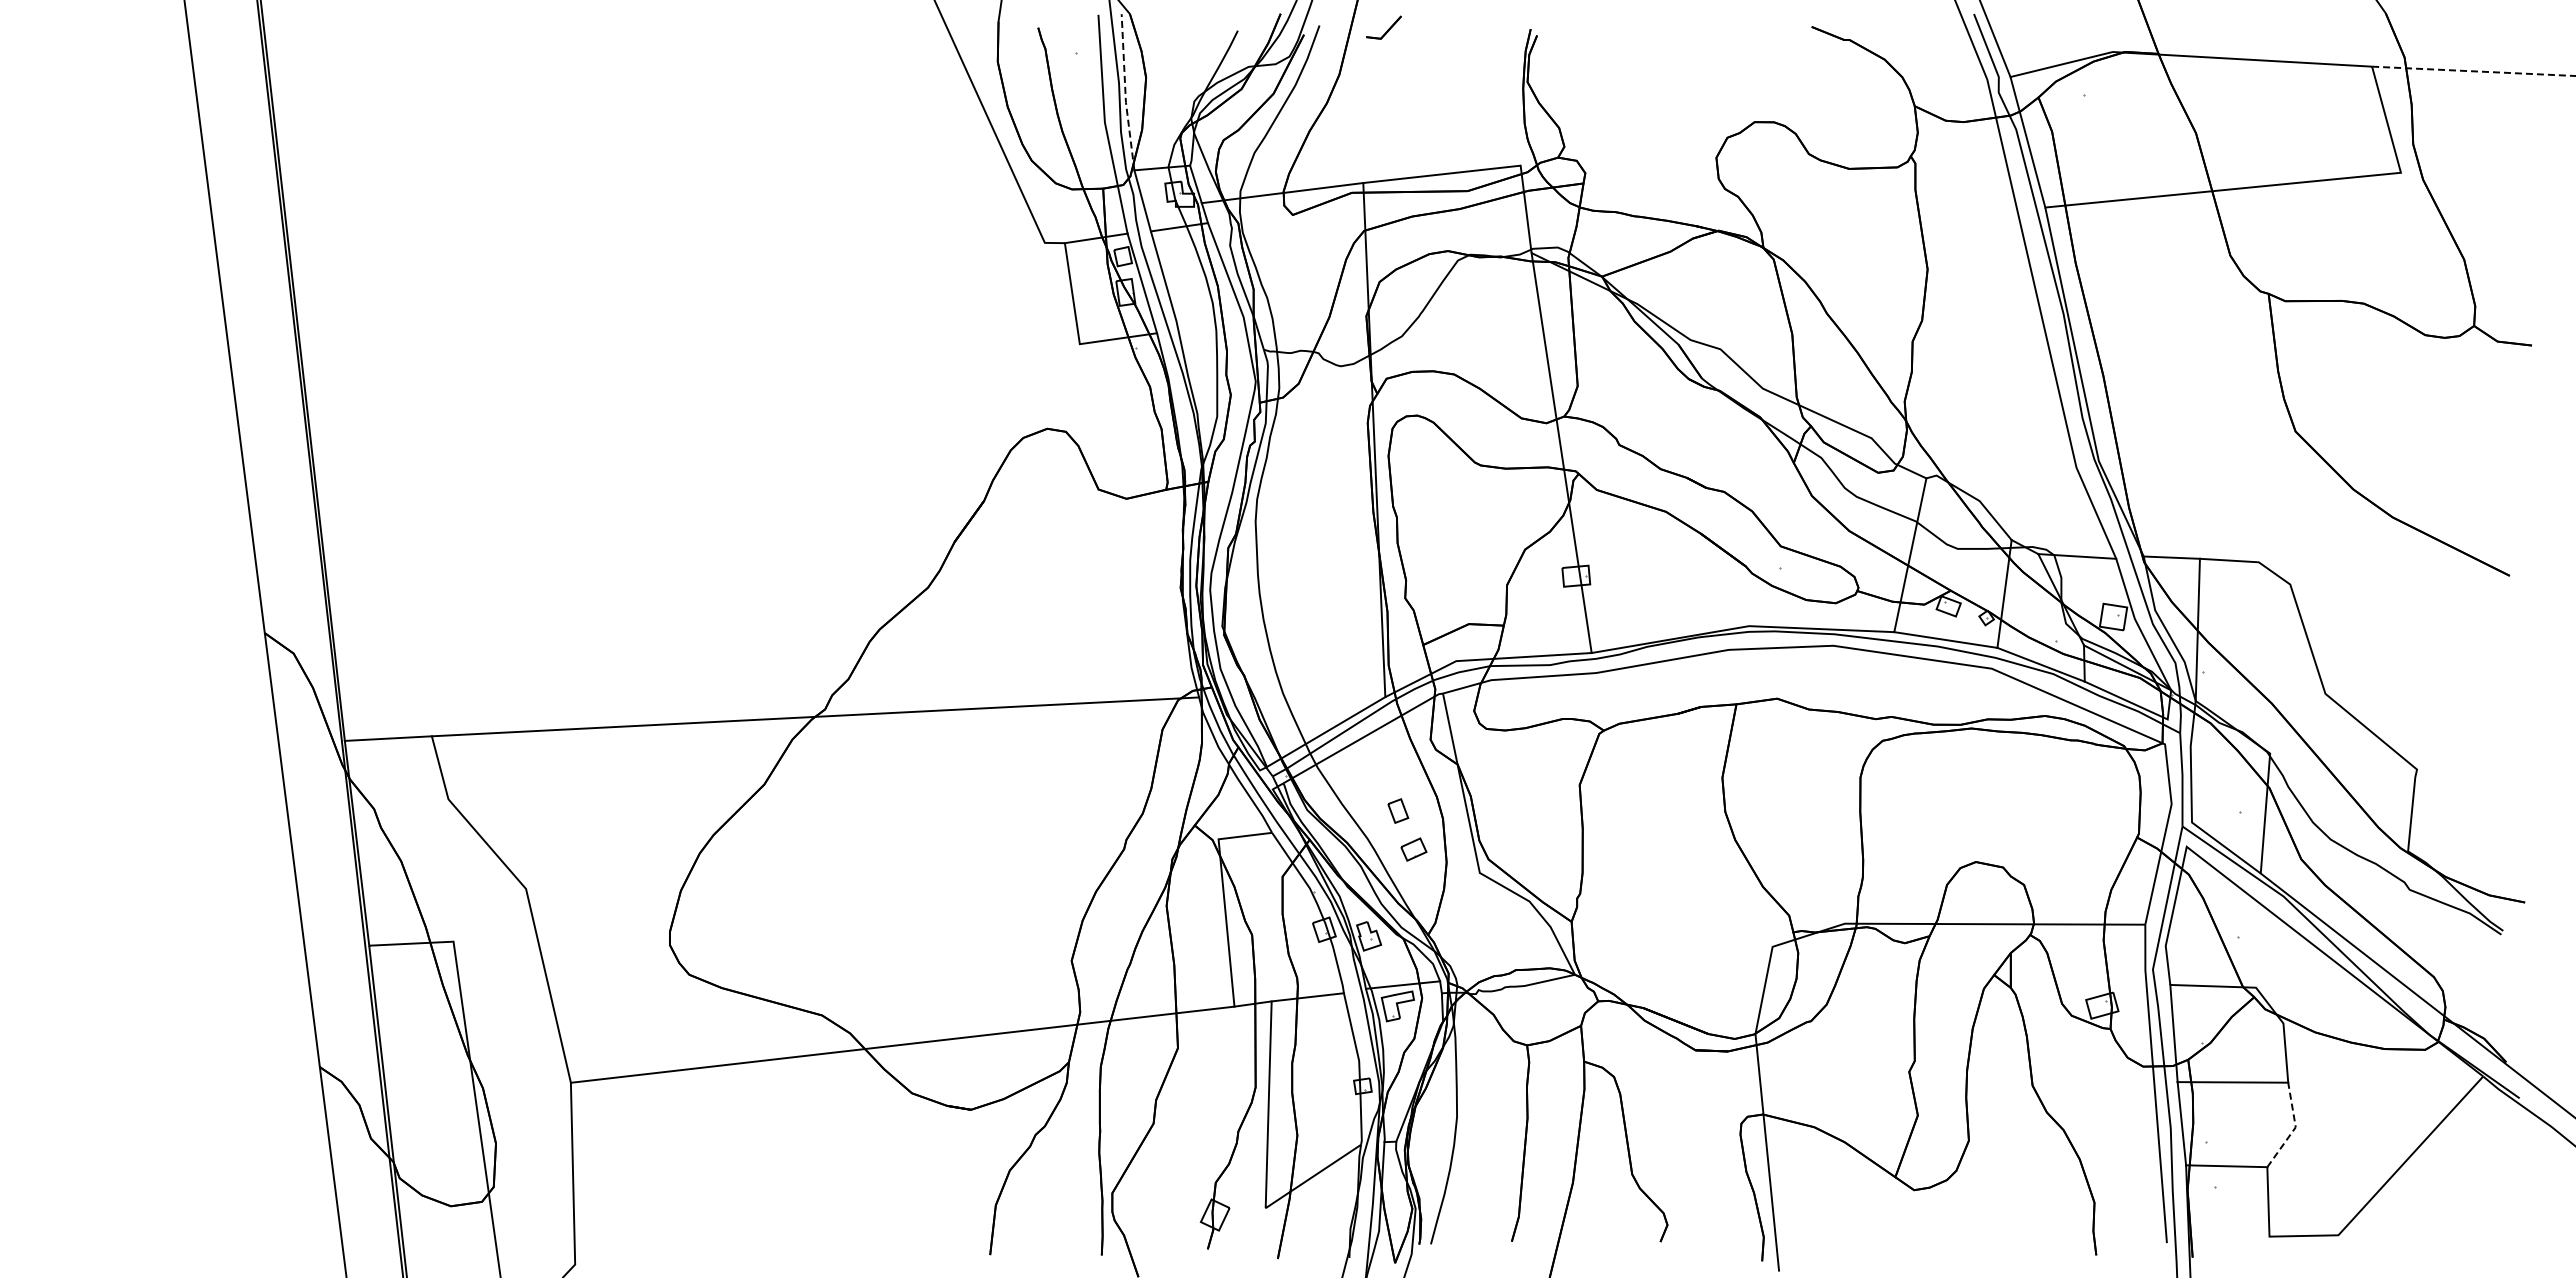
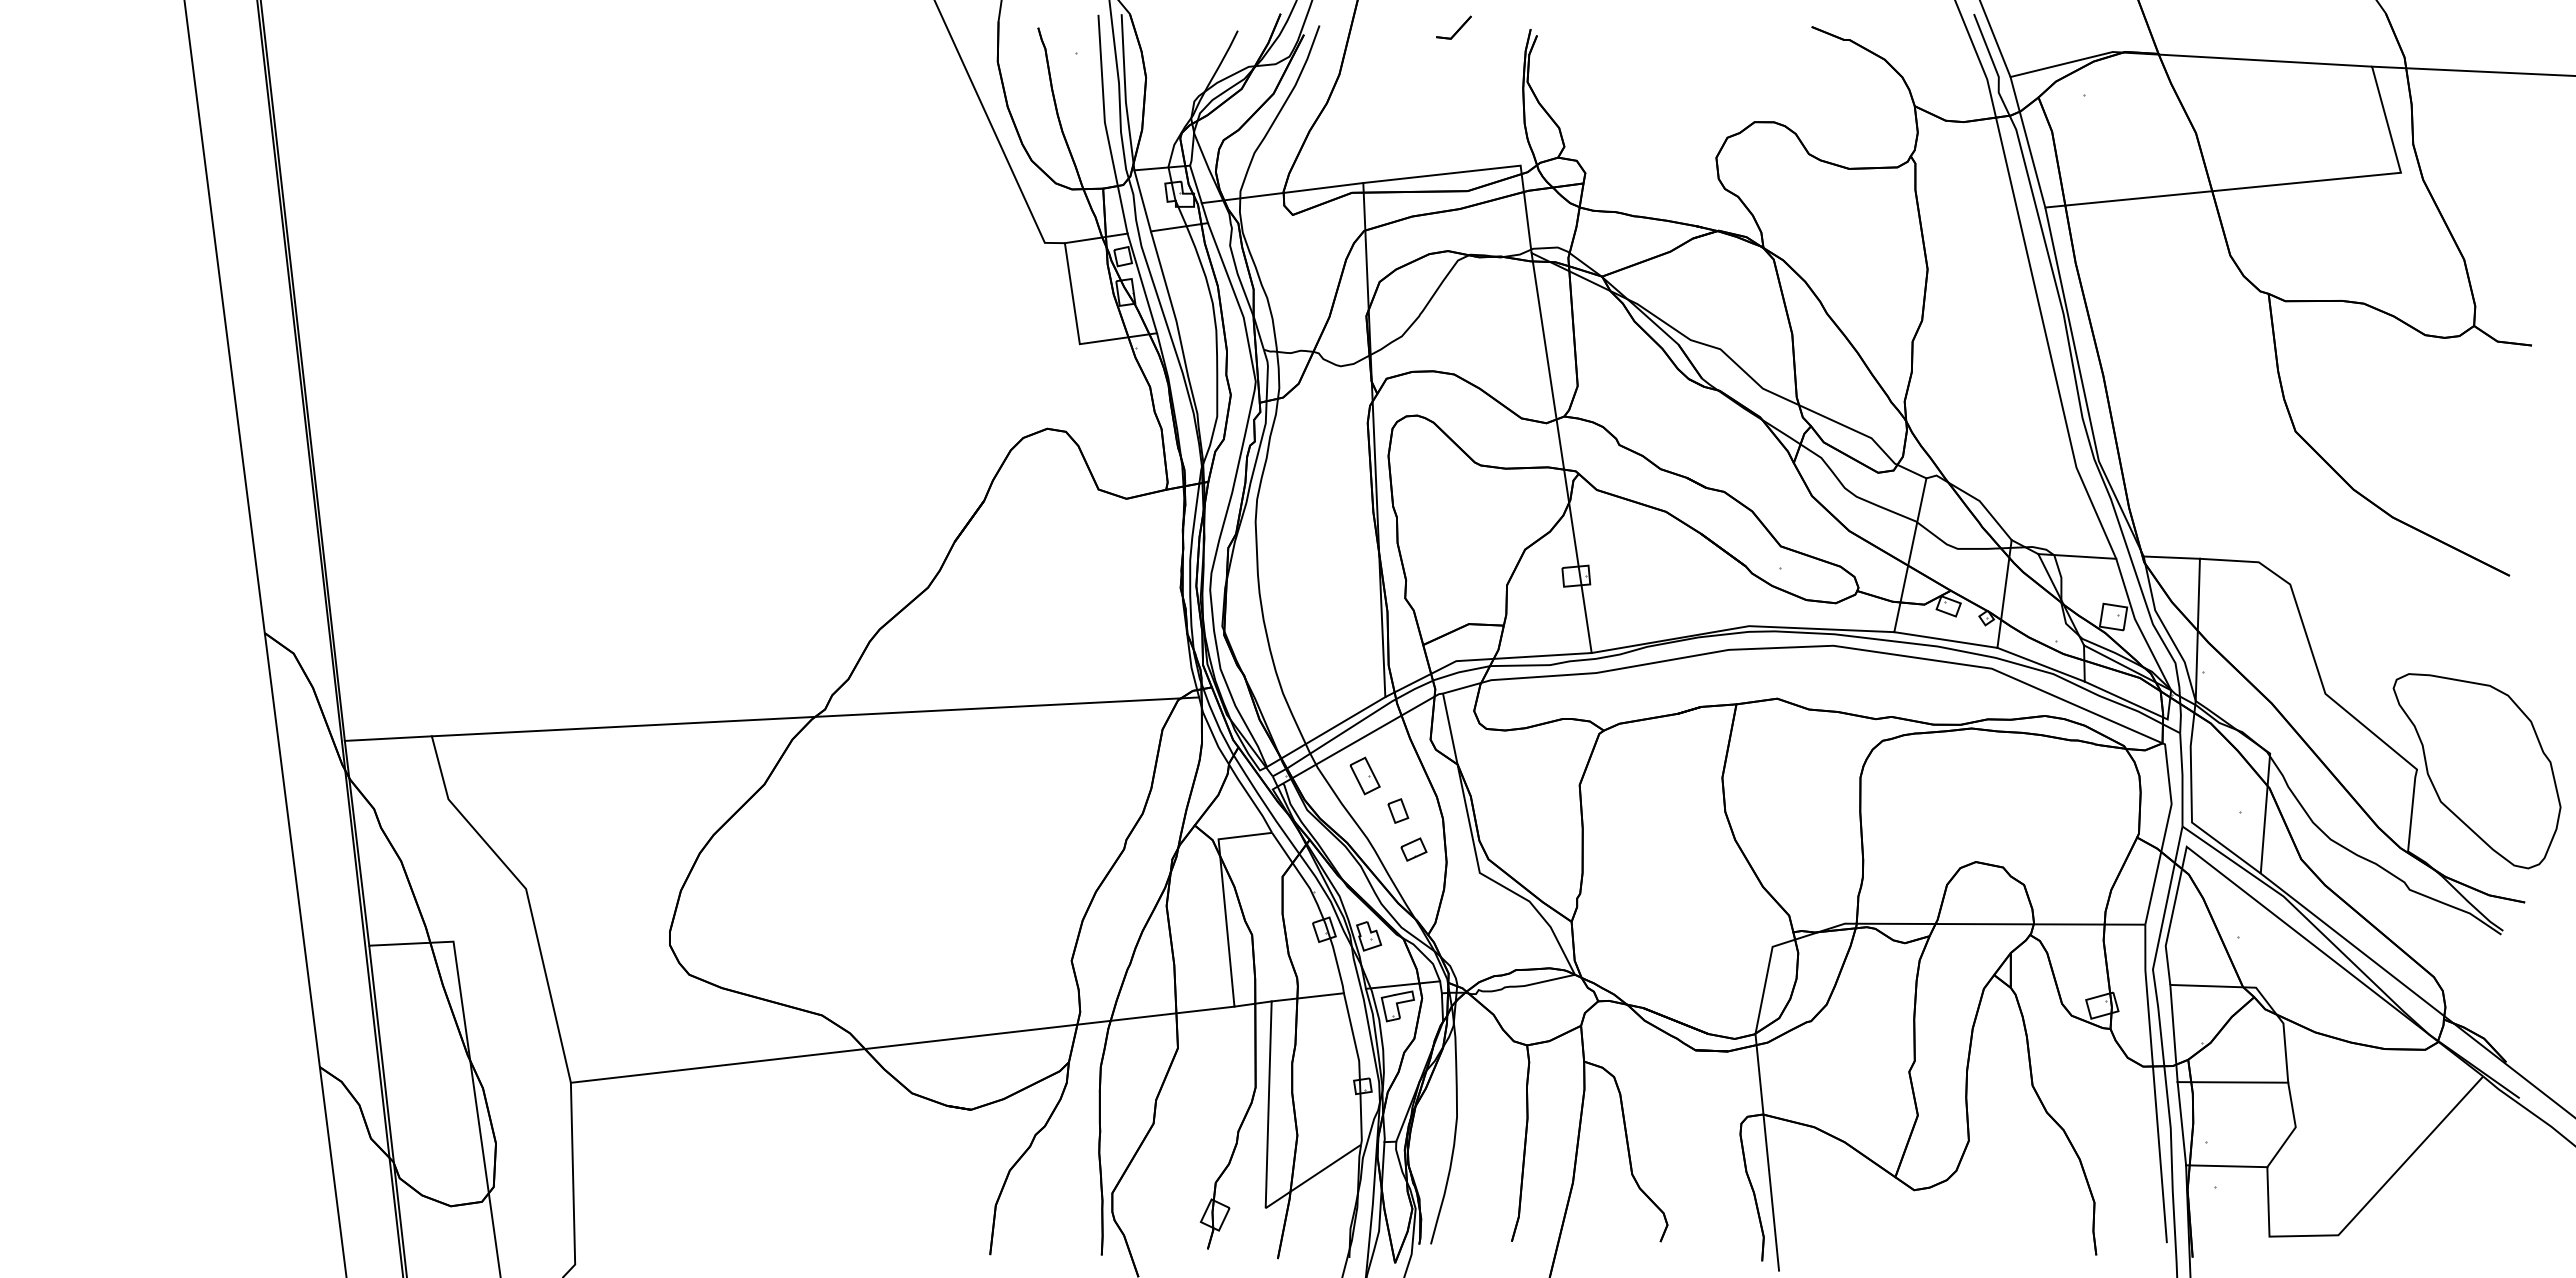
part position: (1383, 27) -> (1453, 27) (1453, 27)
line: dashed -> solid (2473, 71)
line: dashed -> solid (1125, 92)
part: none -> present (2476, 771)
part: none -> present (1364, 775)
line: dashed -> solid (2295, 1128)
